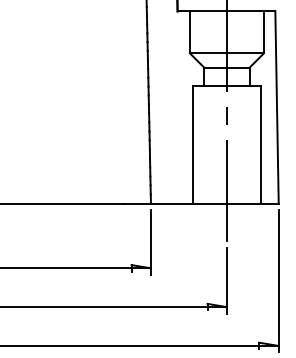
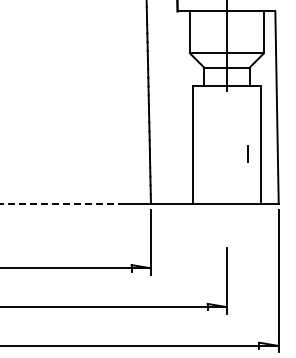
line position: (226, 115) -> (247, 153) (247, 153)
line: present -> none (226, 190)
line: solid -> dashed (62, 203)
